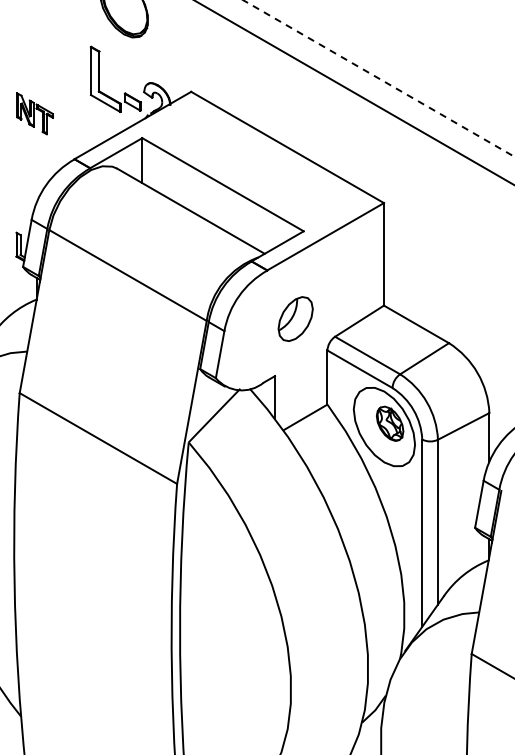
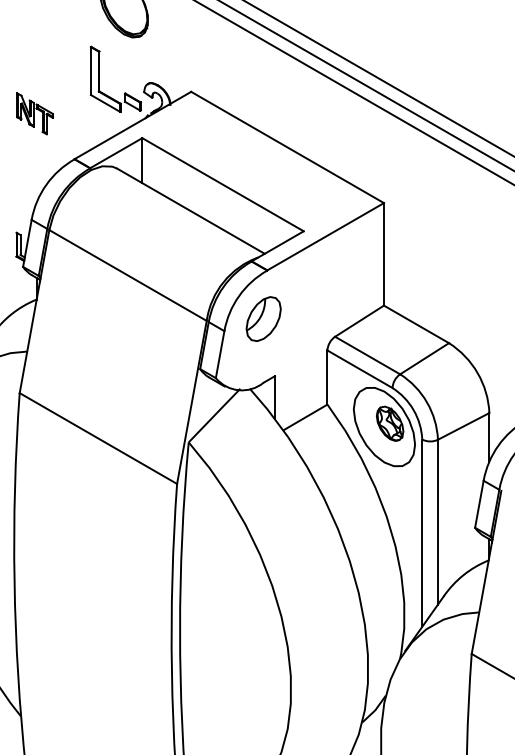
line: dashed -> solid (379, 78)
line: none -> present (366, 85)
part position: (295, 318) -> (263, 318) (263, 318)
